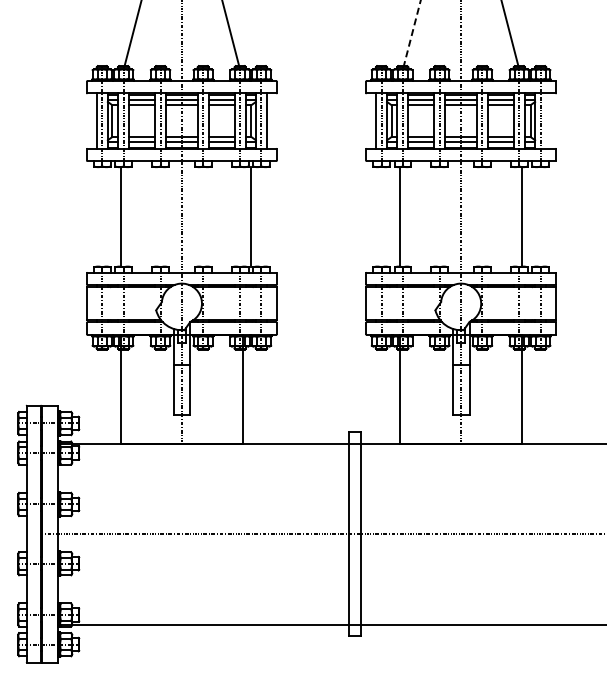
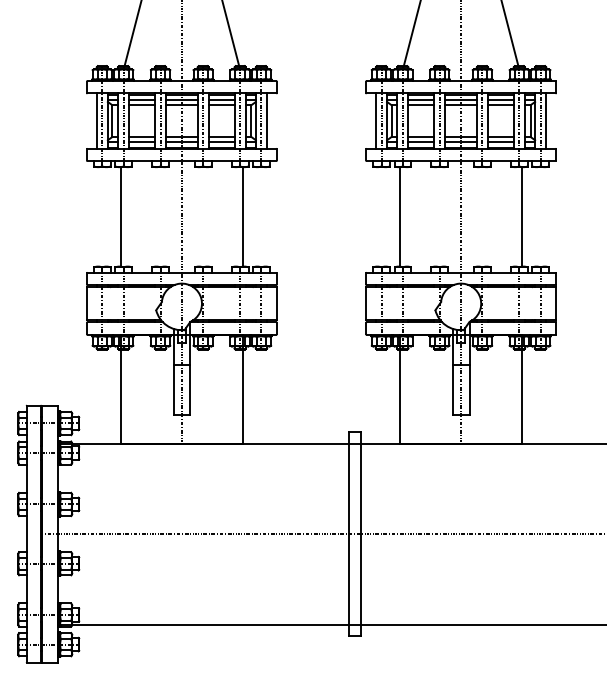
line: dashed -> solid (412, 33)
line: none -> present (546, 120)
line position: (251, 216) -> (243, 216) (243, 216)
